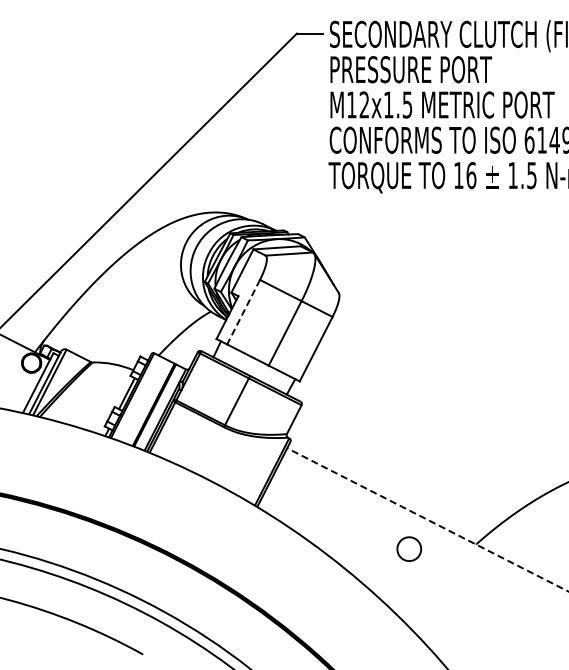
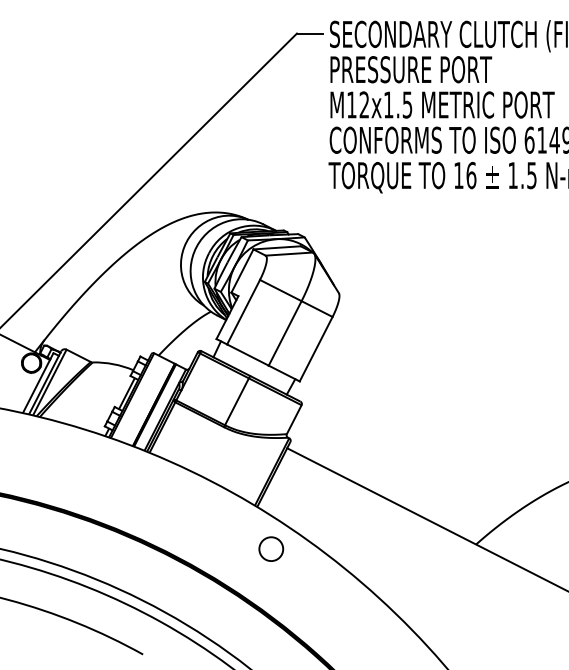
line: dashed -> solid (243, 312)
line: dashed -> solid (427, 519)
circle position: (409, 548) -> (271, 548) (271, 548)
